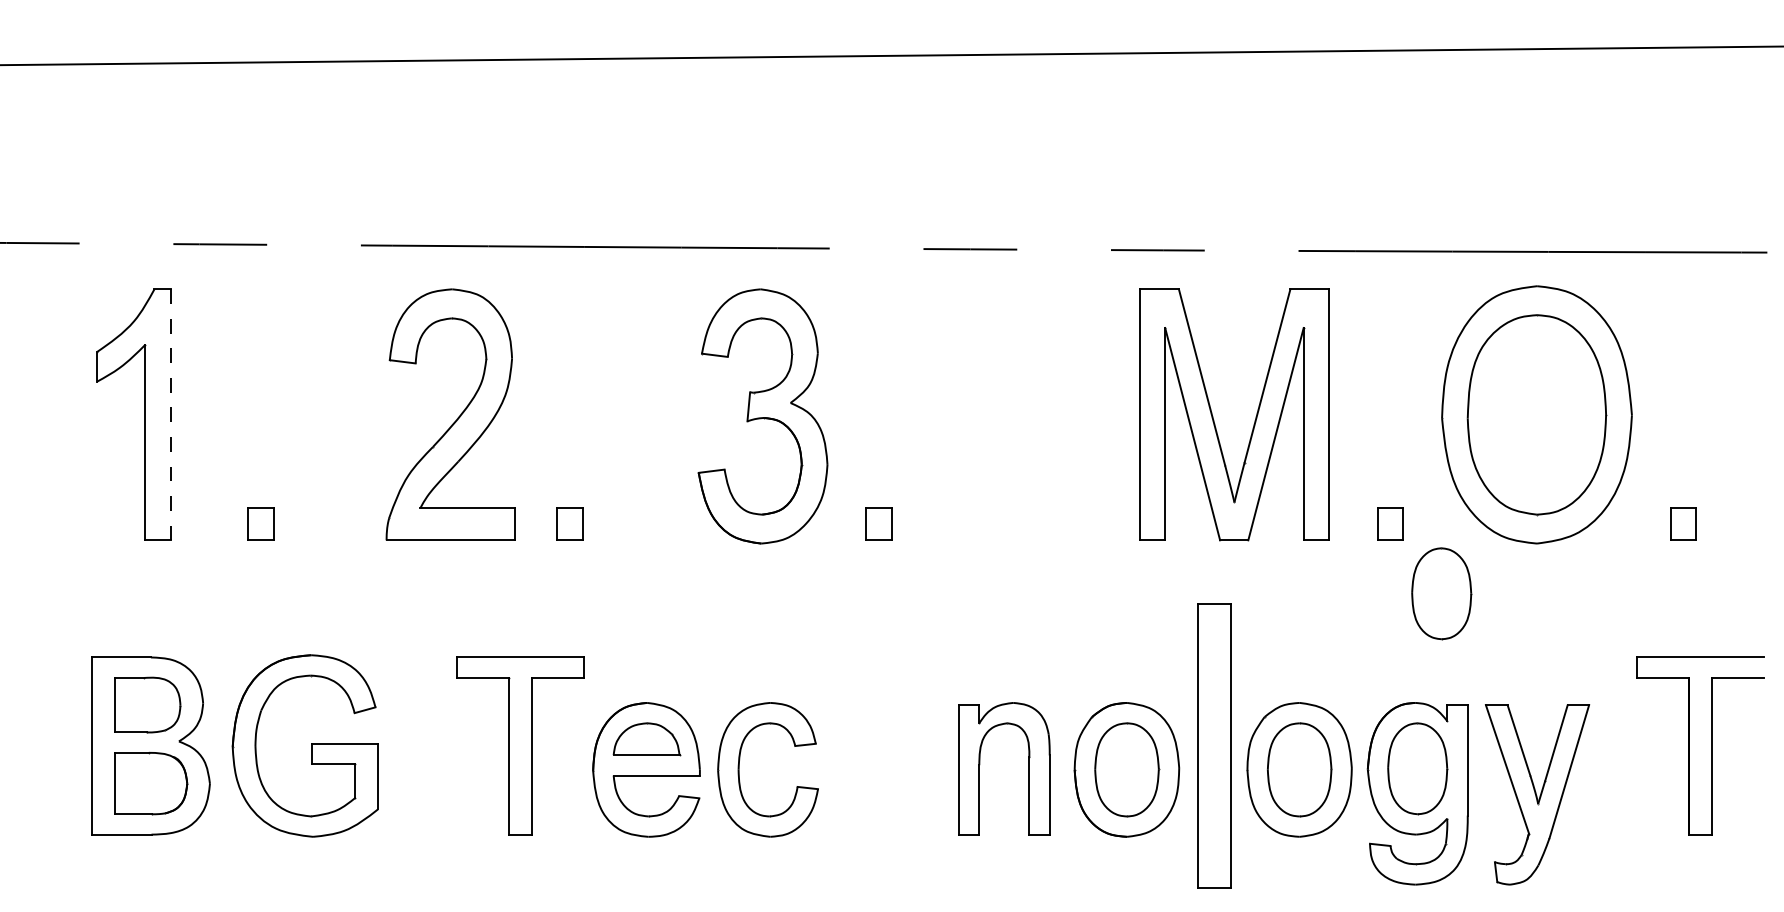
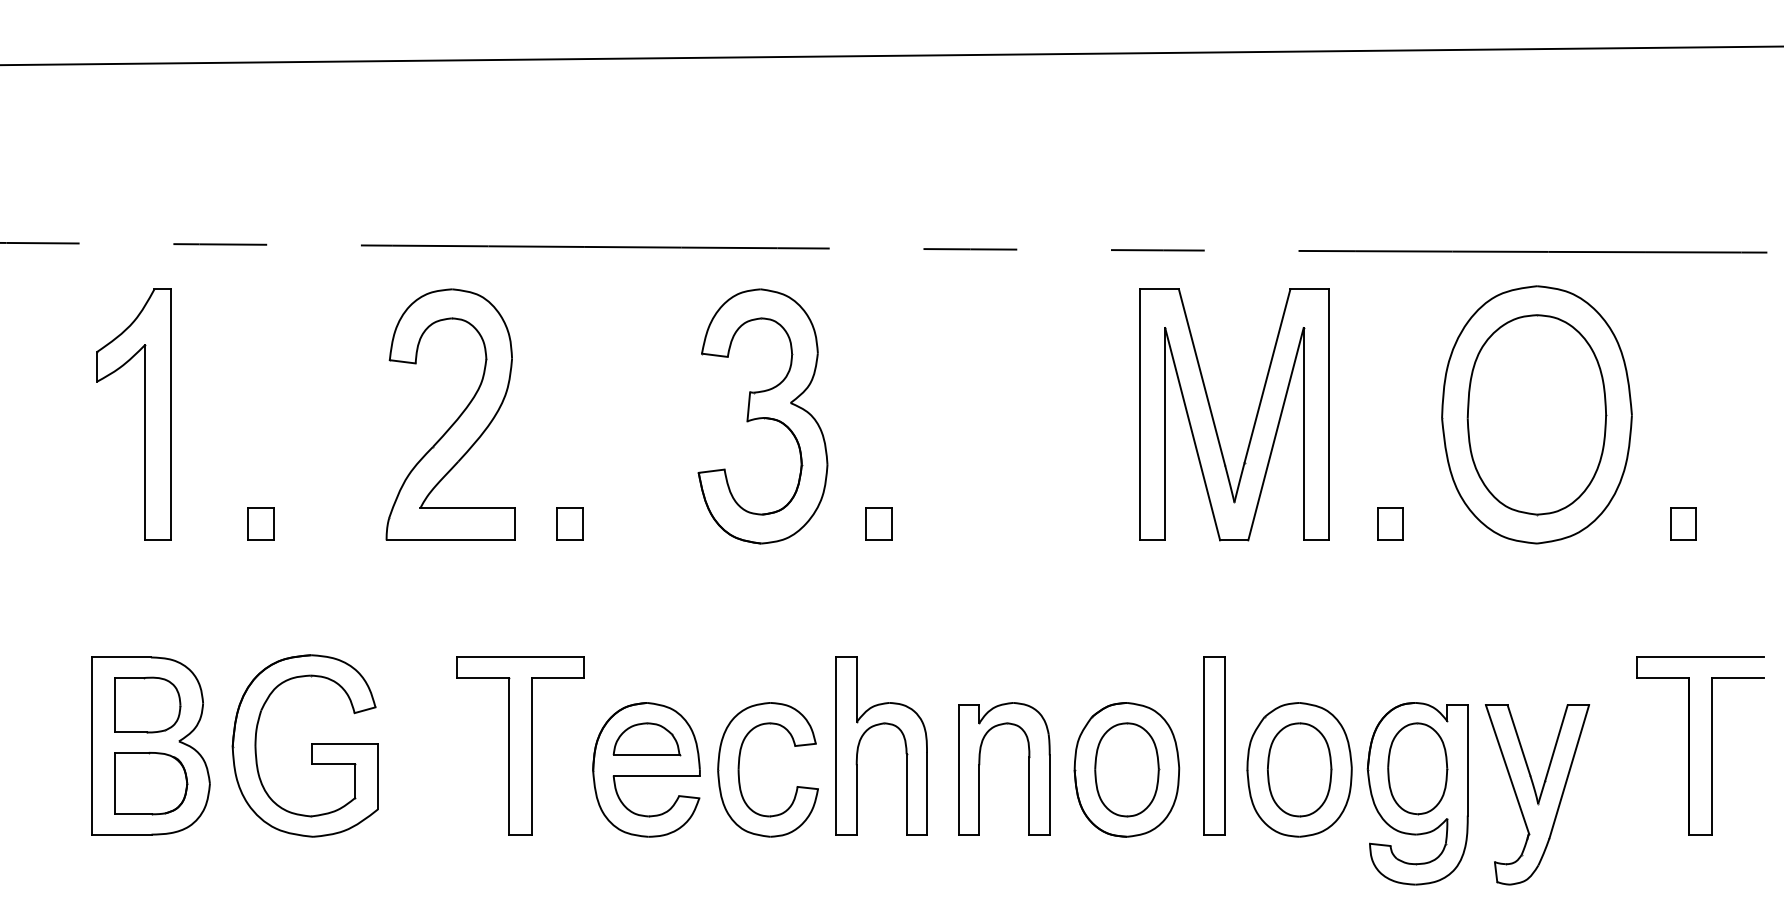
line: dashed -> solid (170, 414)
part: present -> none (1441, 593)
part: none -> present (873, 727)
part size: 35x286 px -> 23x180 px (1214, 745)
